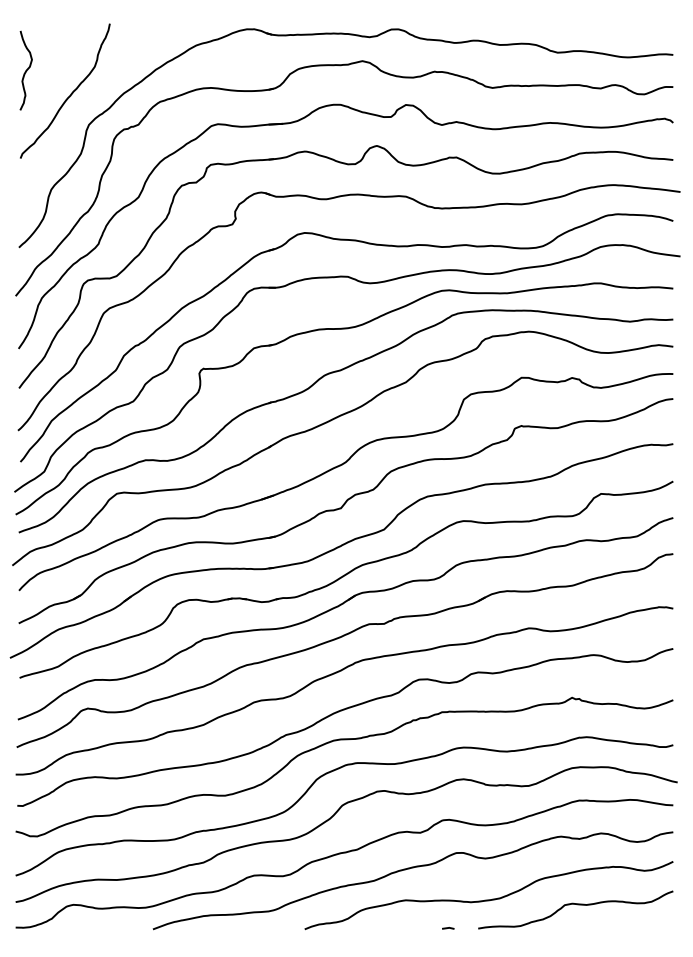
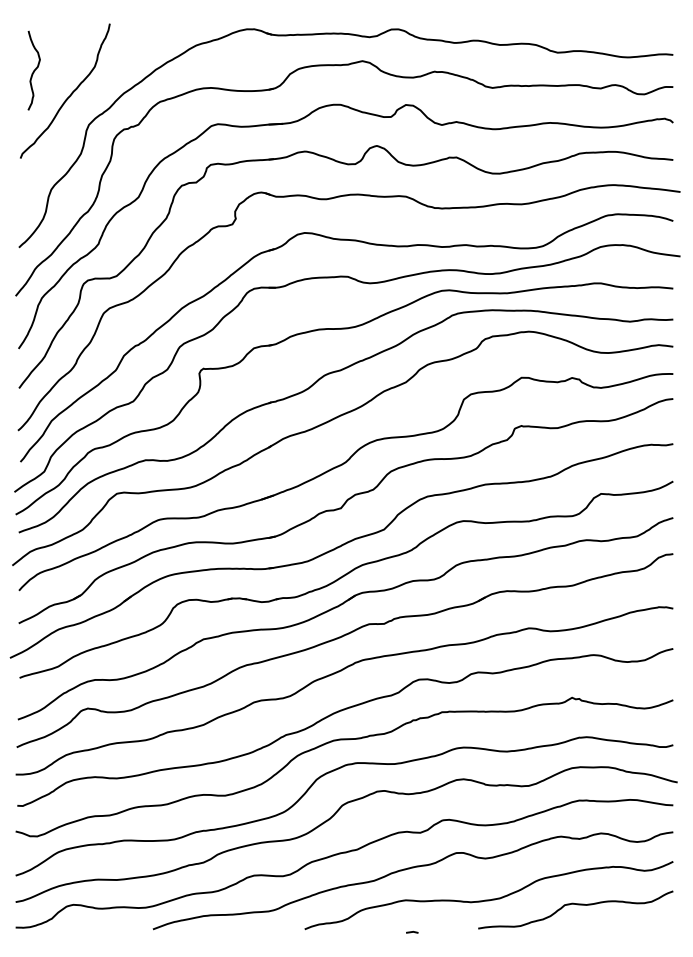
curve position: (25, 70) -> (33, 70) (33, 70)
line position: (448, 928) -> (412, 932) (412, 932)
